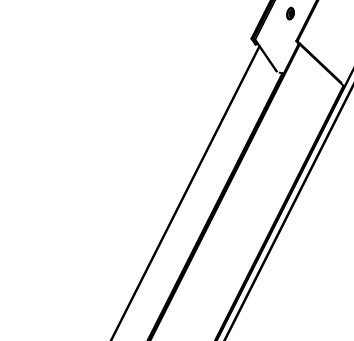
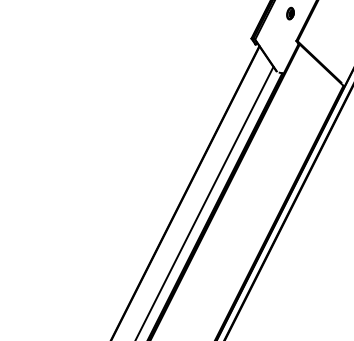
line: none -> present (204, 201)
